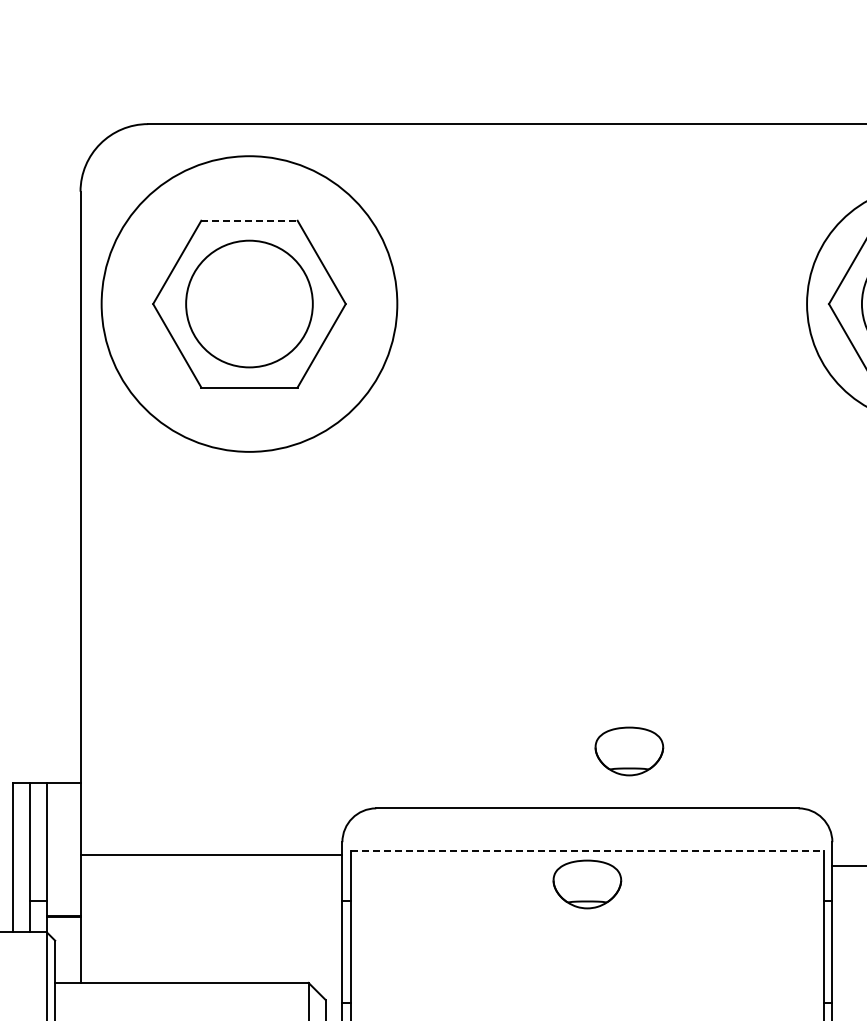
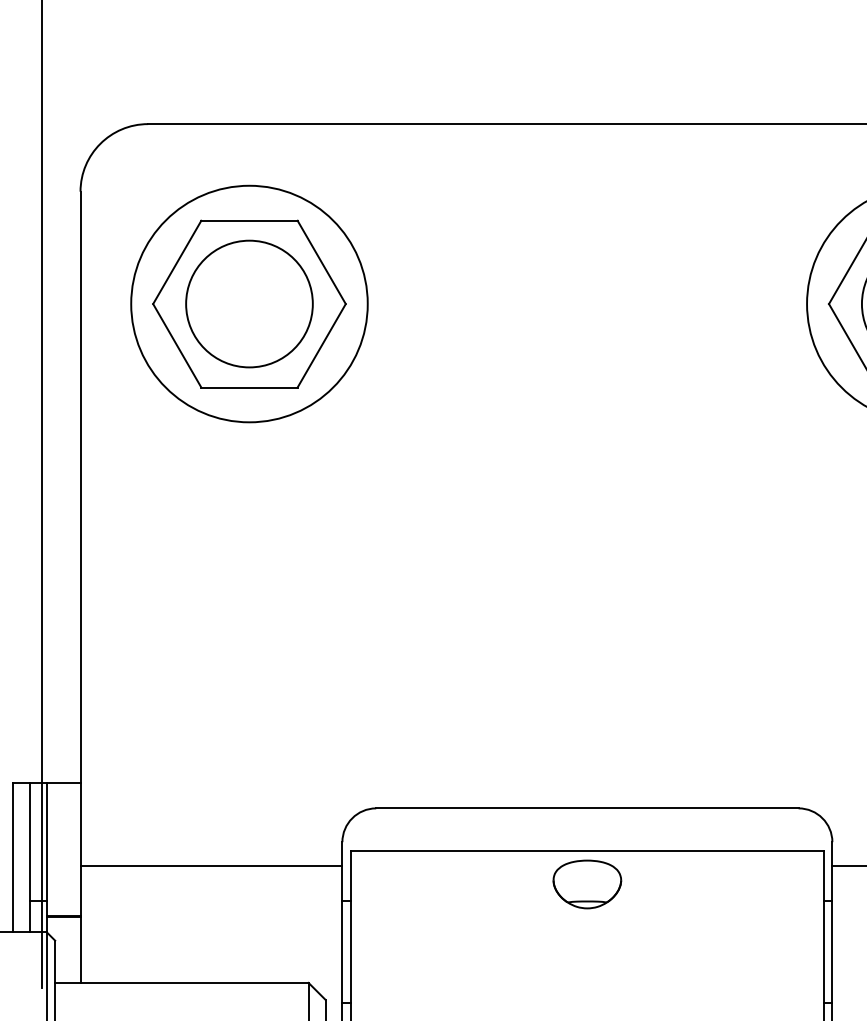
line: dashed -> solid (249, 220)
circle diameter: 296 px -> 237 px (249, 303)
line: none -> present (41, 495)
part: present -> none (629, 751)
line: dashed -> solid (587, 850)
line position: (211, 854) -> (211, 865) (211, 865)
